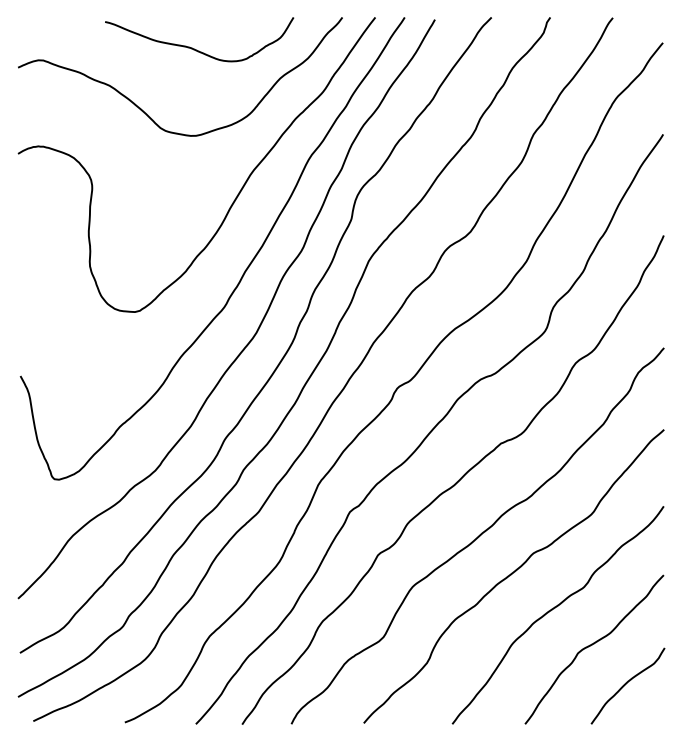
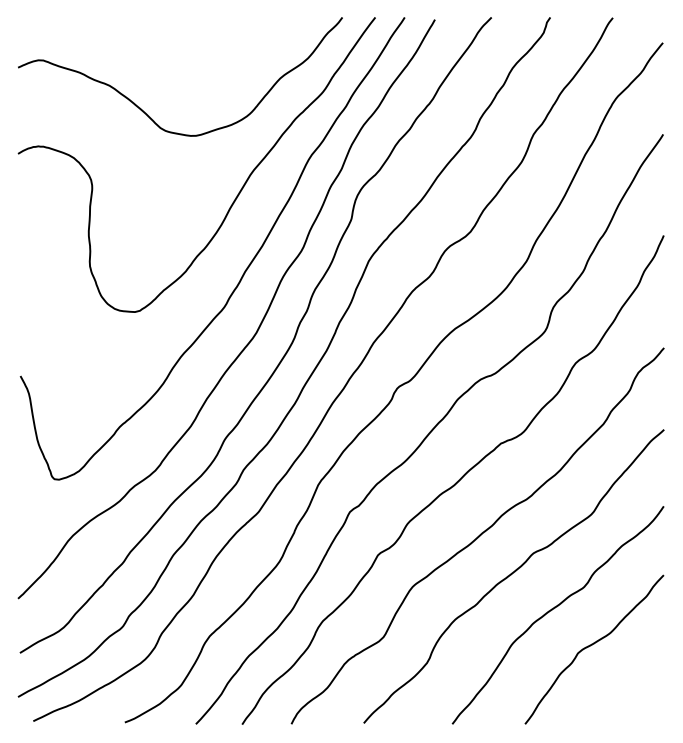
curve: present -> none (194, 48)
curve: present -> none (626, 684)
